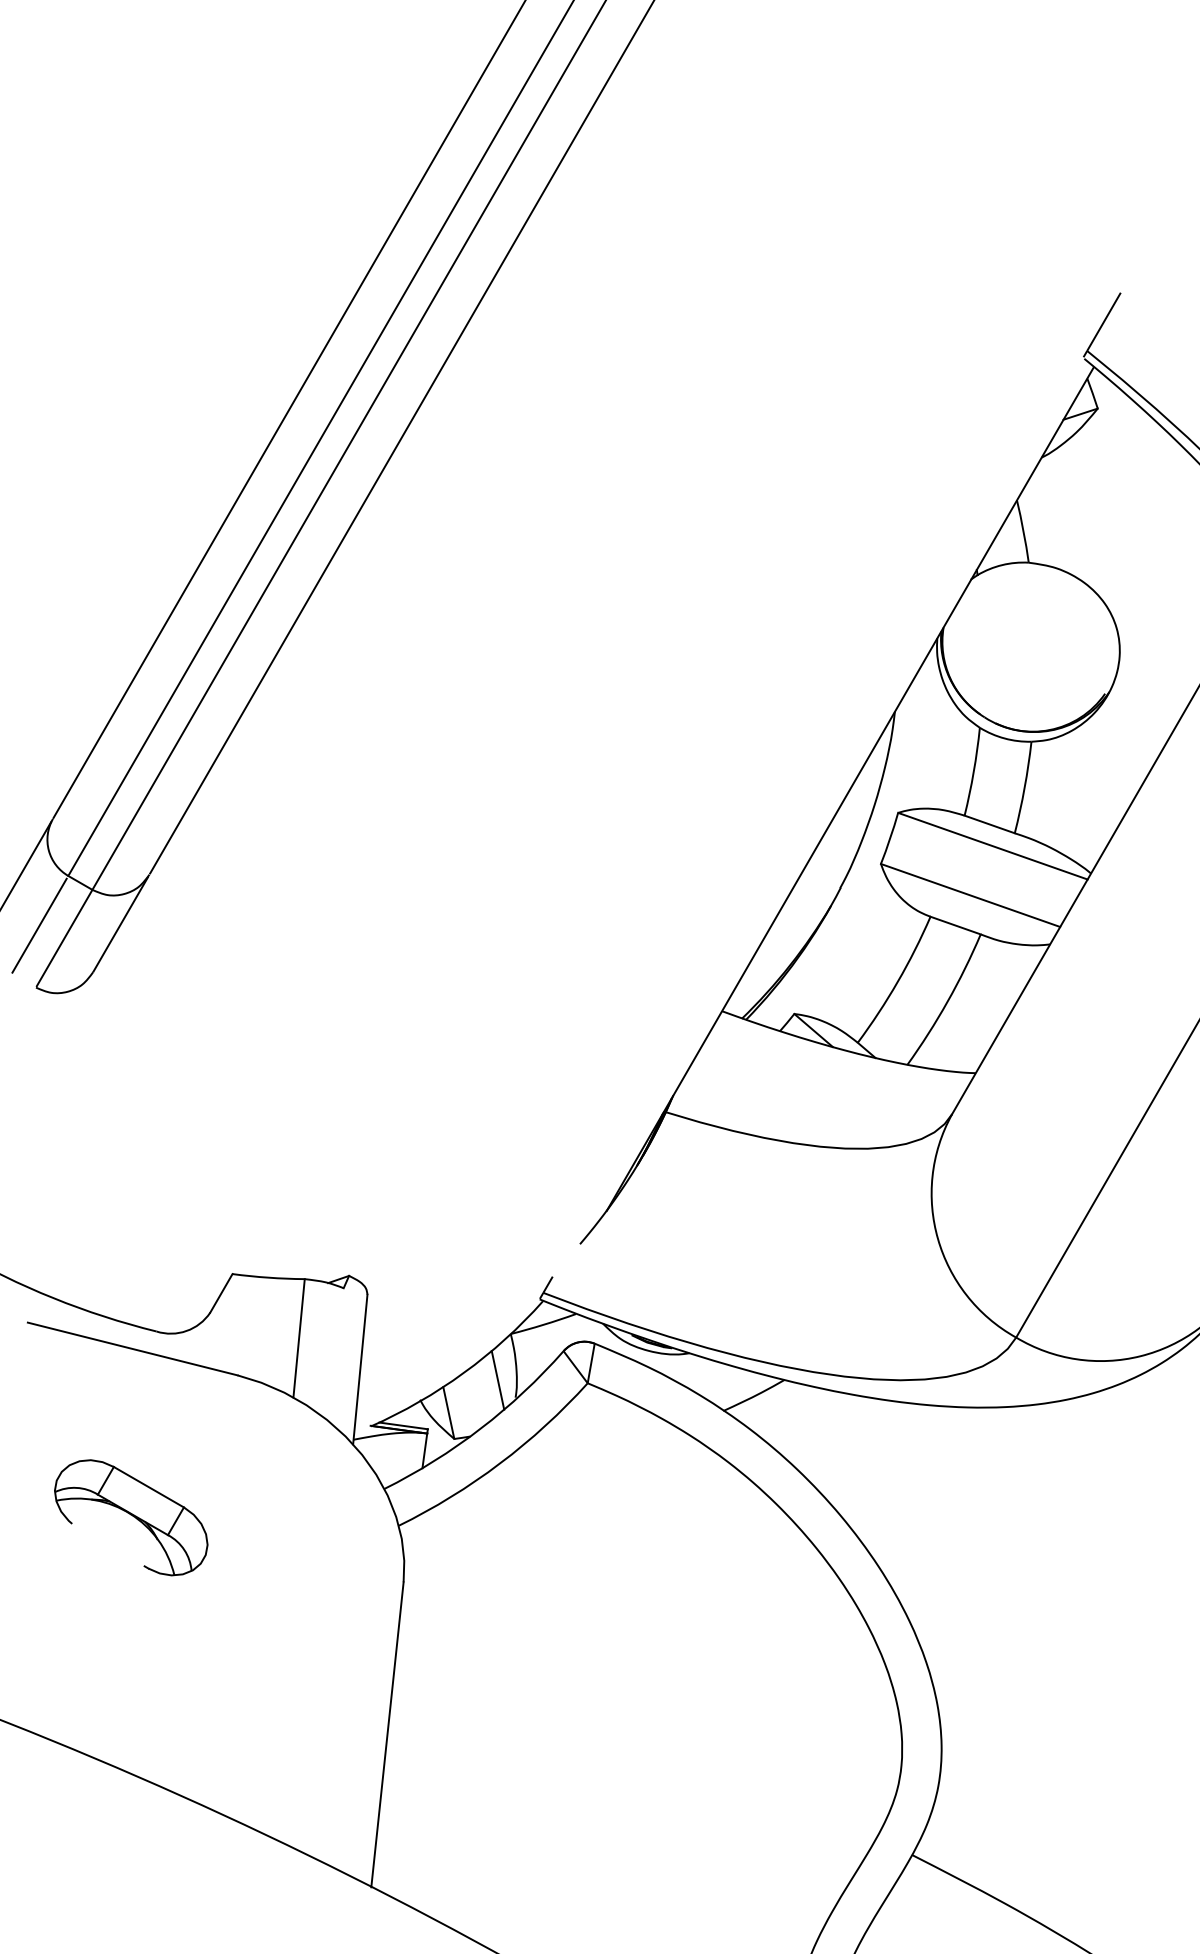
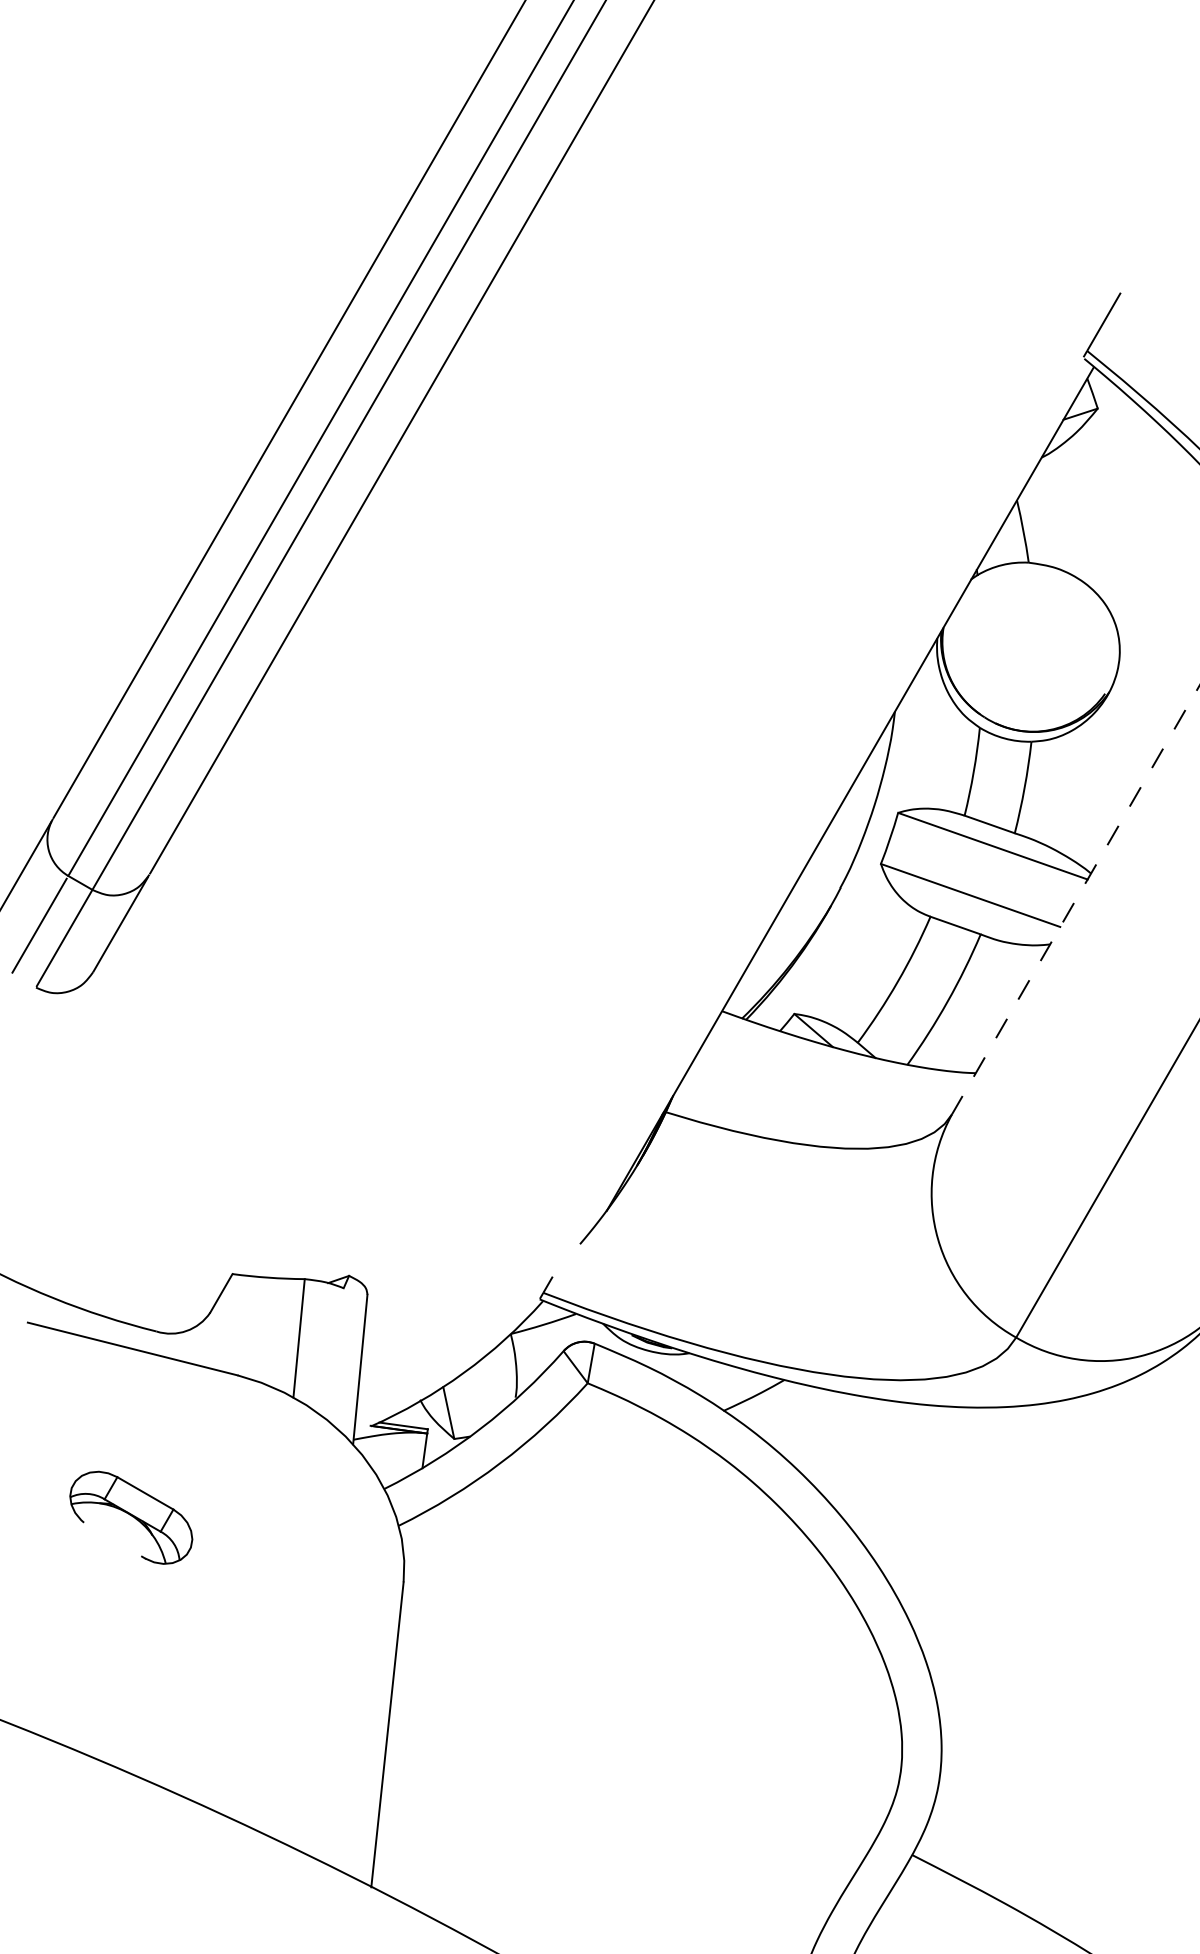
line: solid -> dashed (1075, 900)
line: present -> none (497, 1380)
part size: 155x118 px -> 125x95 px (131, 1517)
